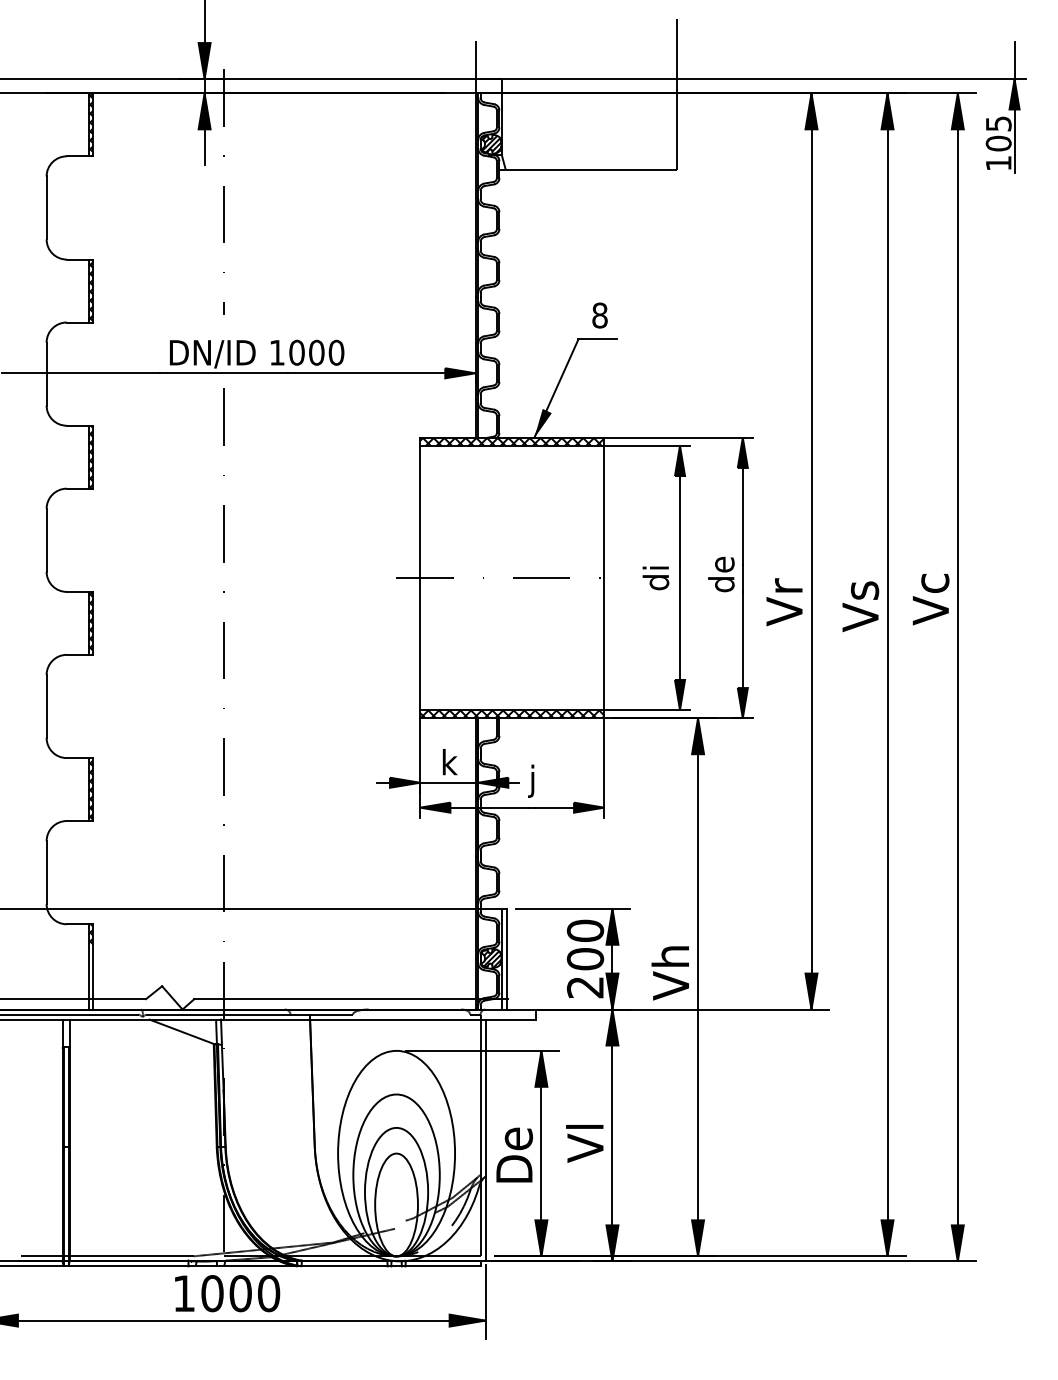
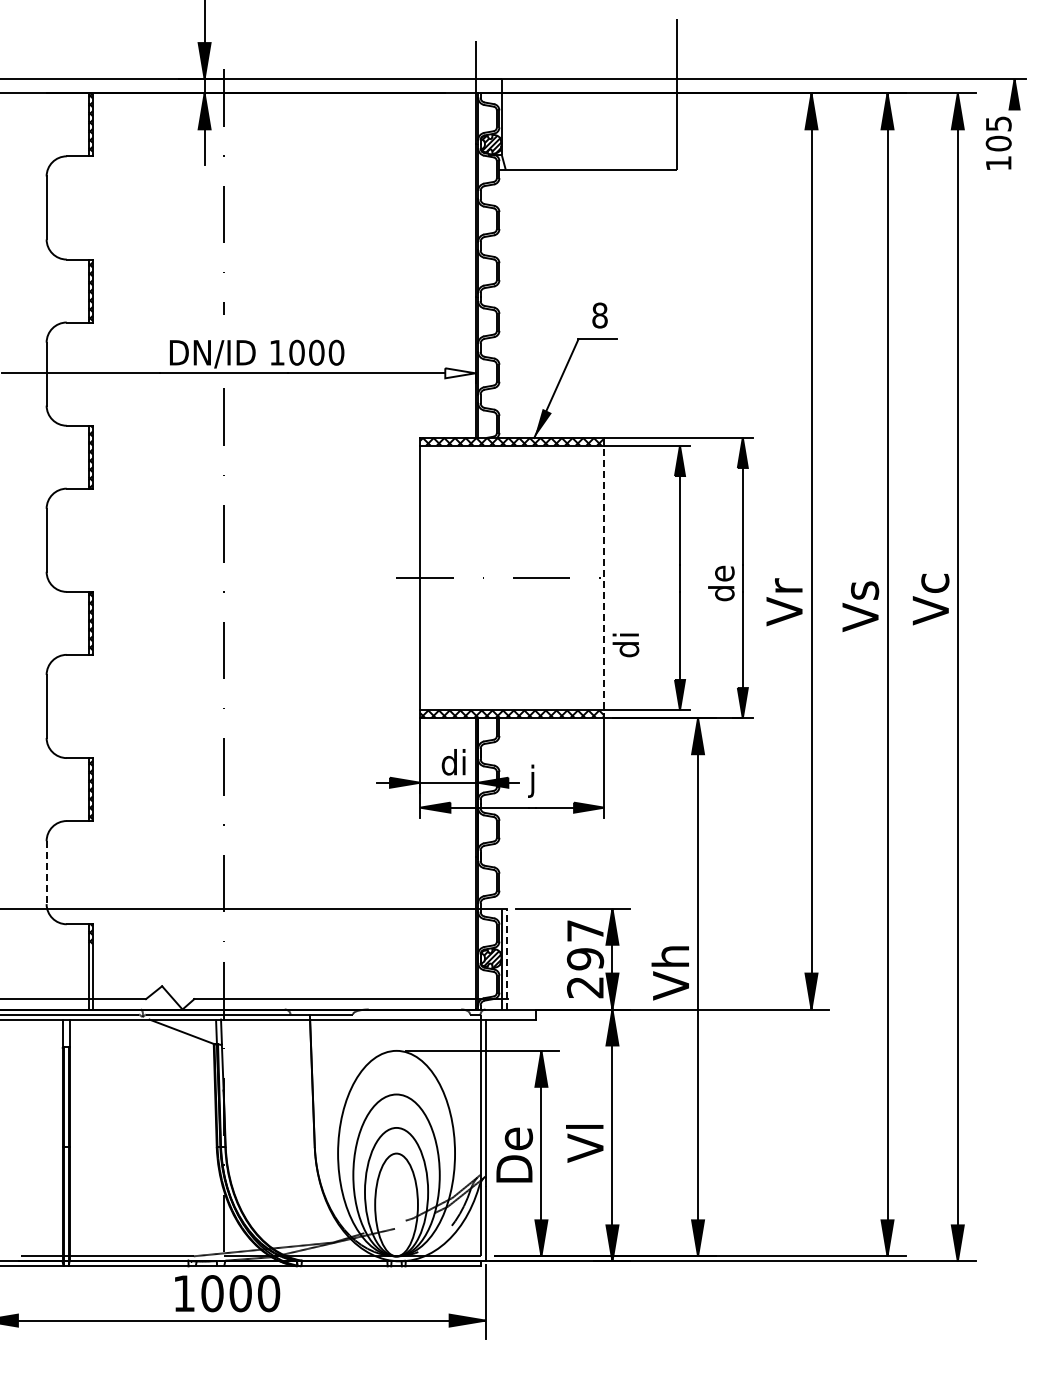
line: present -> none (1014, 60)
line: present -> none (1014, 141)
fill: present -> none (460, 373)
text position: (721, 574) -> (721, 583) (721, 583)
line: solid -> dashed (604, 578)
text position: (655, 578) -> (625, 645) (625, 645)
text: k -> di (453, 762)
line: solid -> dashed (46, 873)
text: 200 -> 297 (585, 944)
line: solid -> dashed (507, 958)
